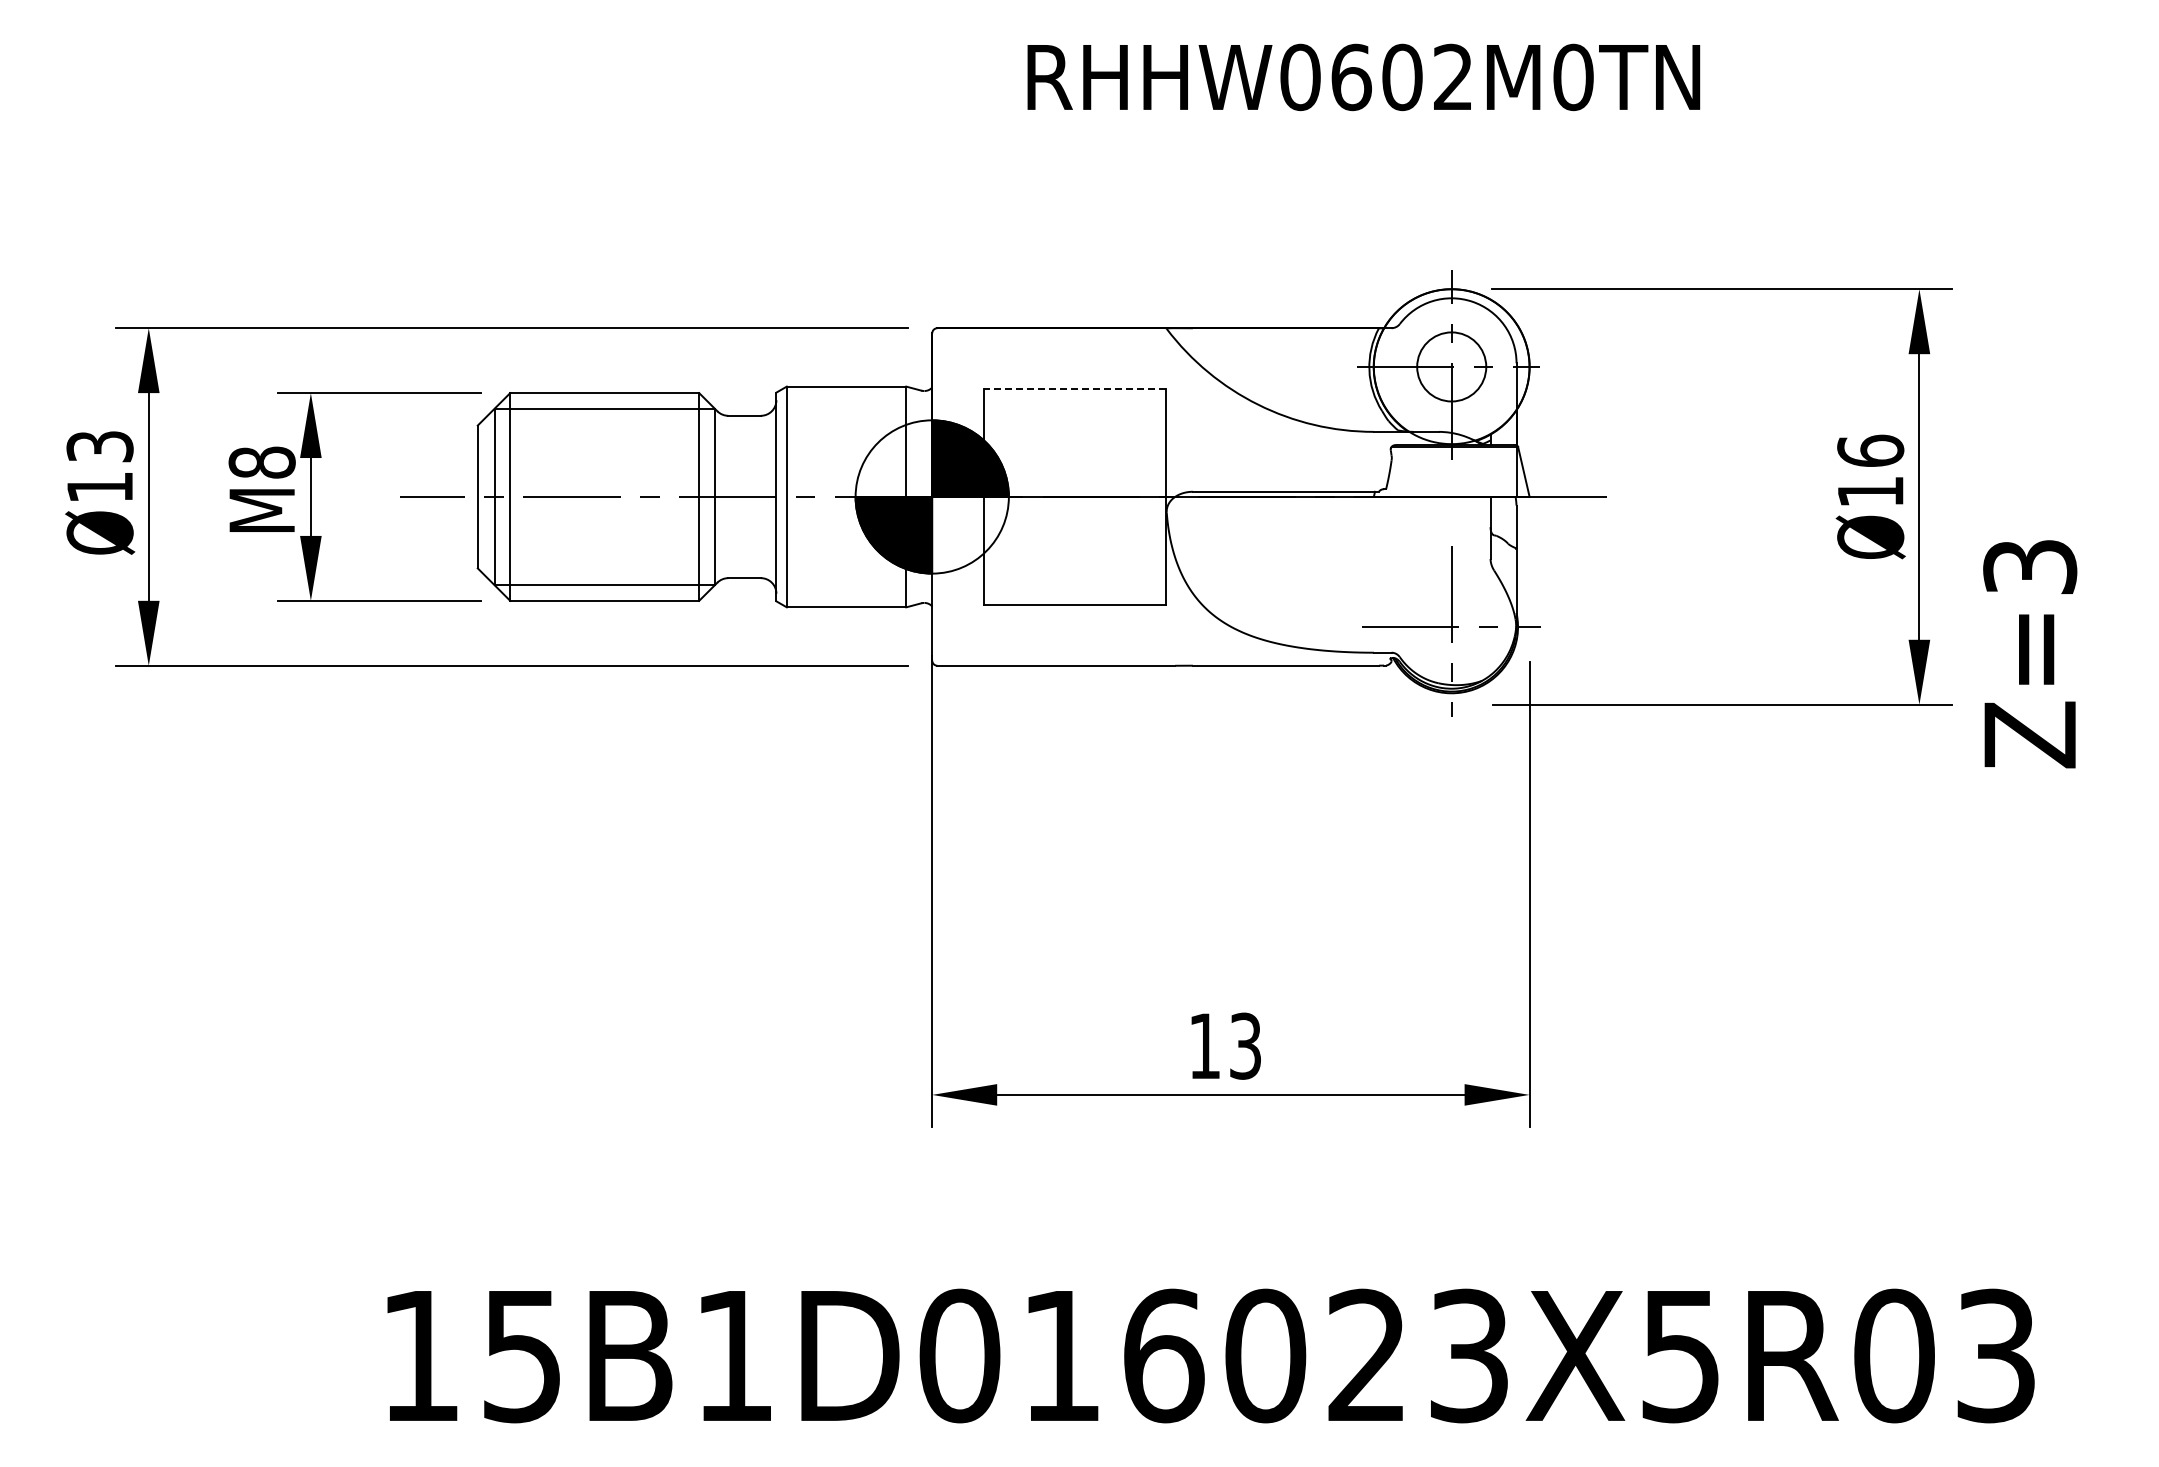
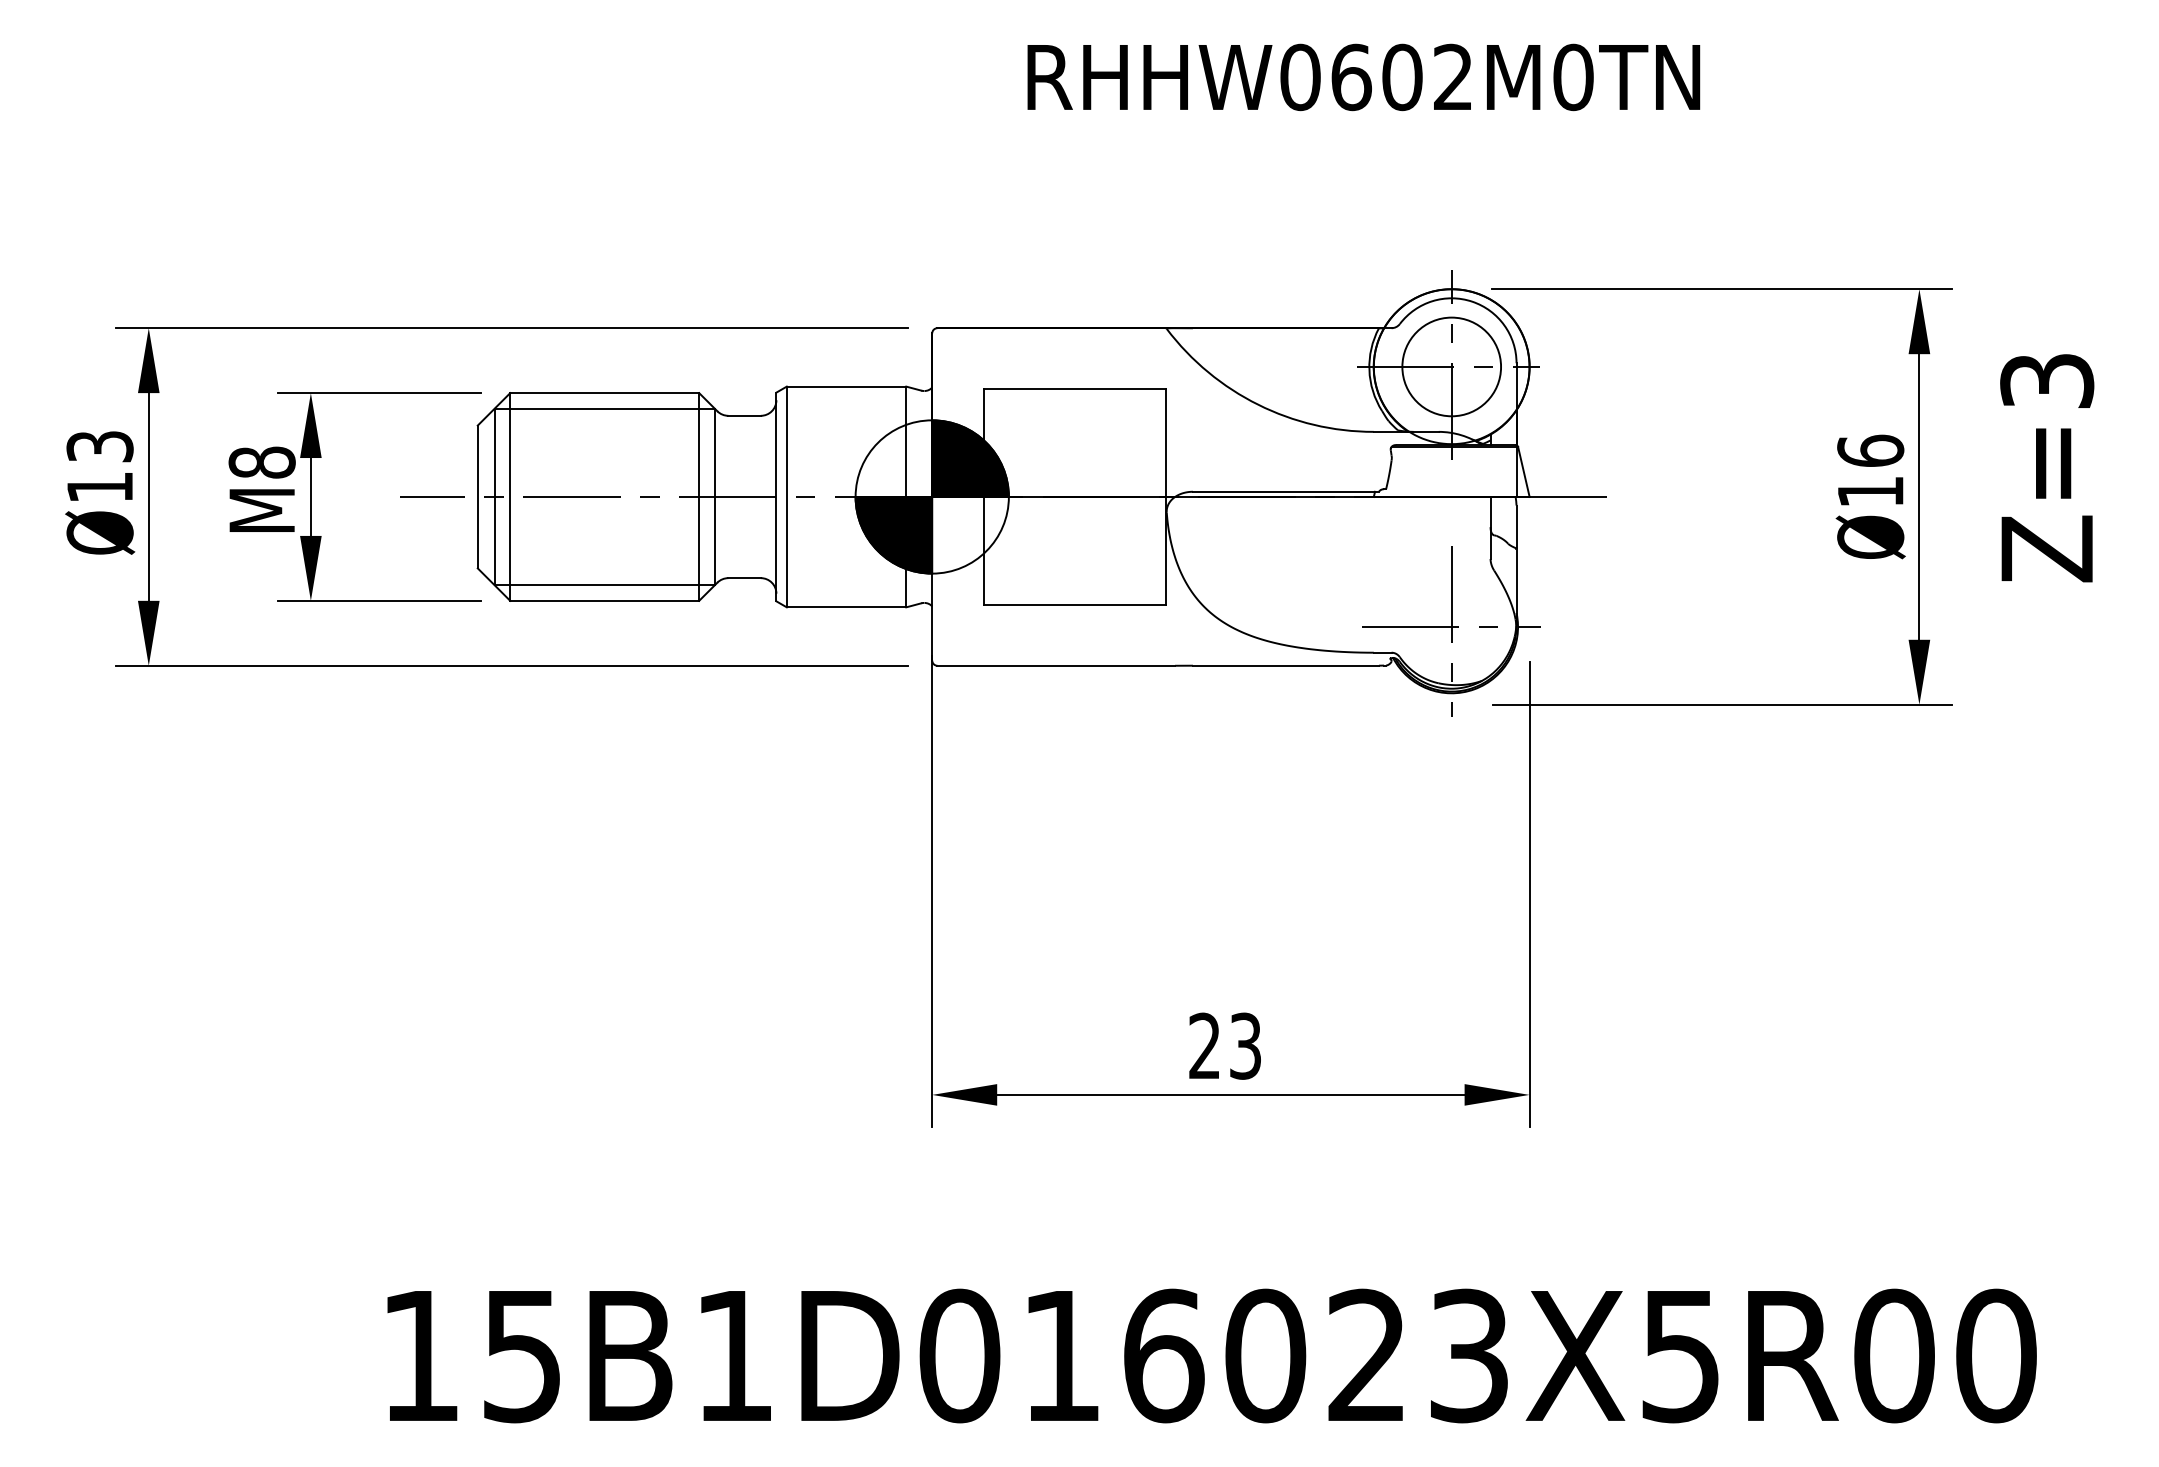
circle diameter: 69 px -> 99 px (1451, 366)
line: dashed -> solid (1075, 389)
text position: (2030, 654) -> (2047, 468) (2047, 468)
text: 13 -> 23 (1204, 1045)
text: 15B1D016023X5R03 -> 15B1D016023X5R00 (1996, 1355)
